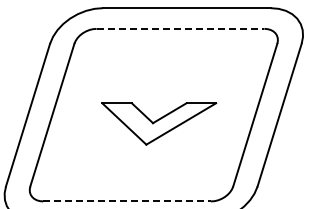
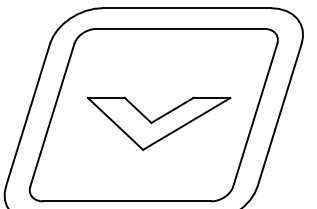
line: dashed -> solid (180, 28)
part size: 117x44 px -> 145x54 px (159, 123)
line: dashed -> solid (127, 201)
